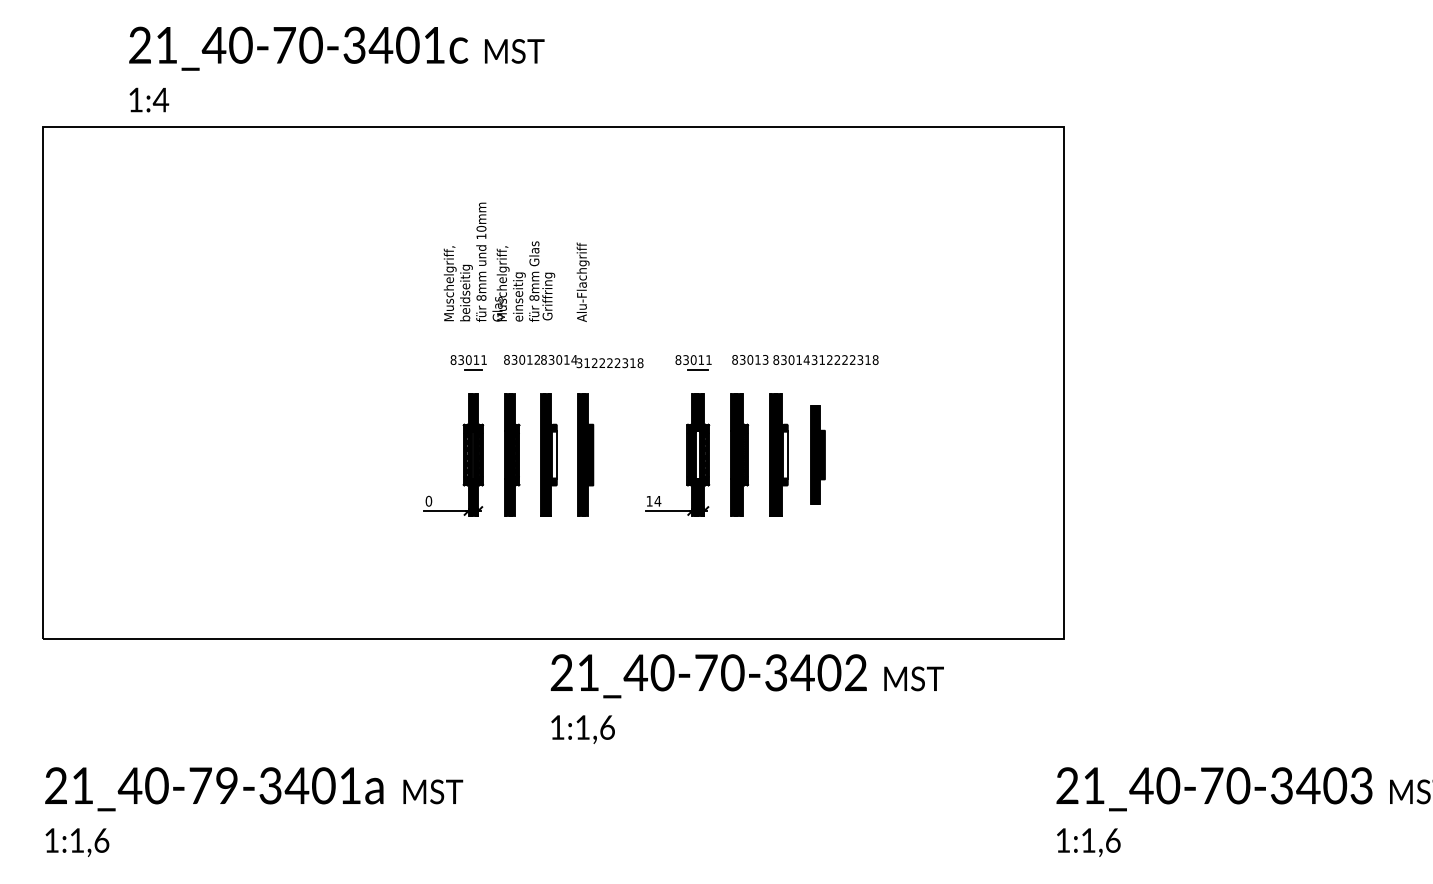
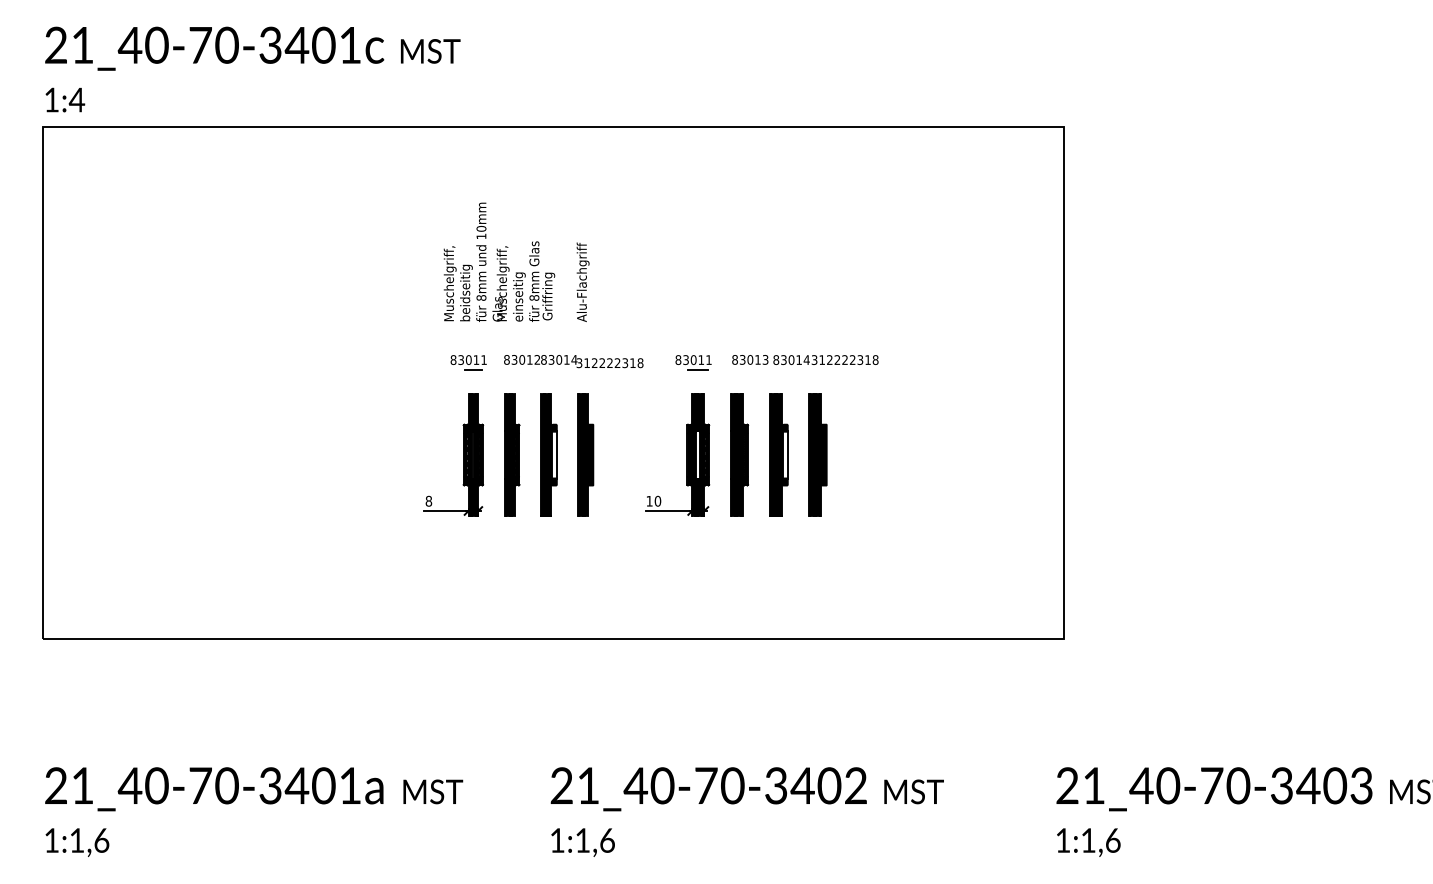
text position: (336, 69) -> (252, 69) (252, 69)
part size: 16x100 px -> 20x124 px (817, 454)
text: 14 -> 10 (657, 500)
text: 0 -> 8 (428, 501)
text position: (746, 698) -> (746, 811) (746, 811)
text: 21_40-79-3401a -> 21_40-70-3401a (226, 786)
